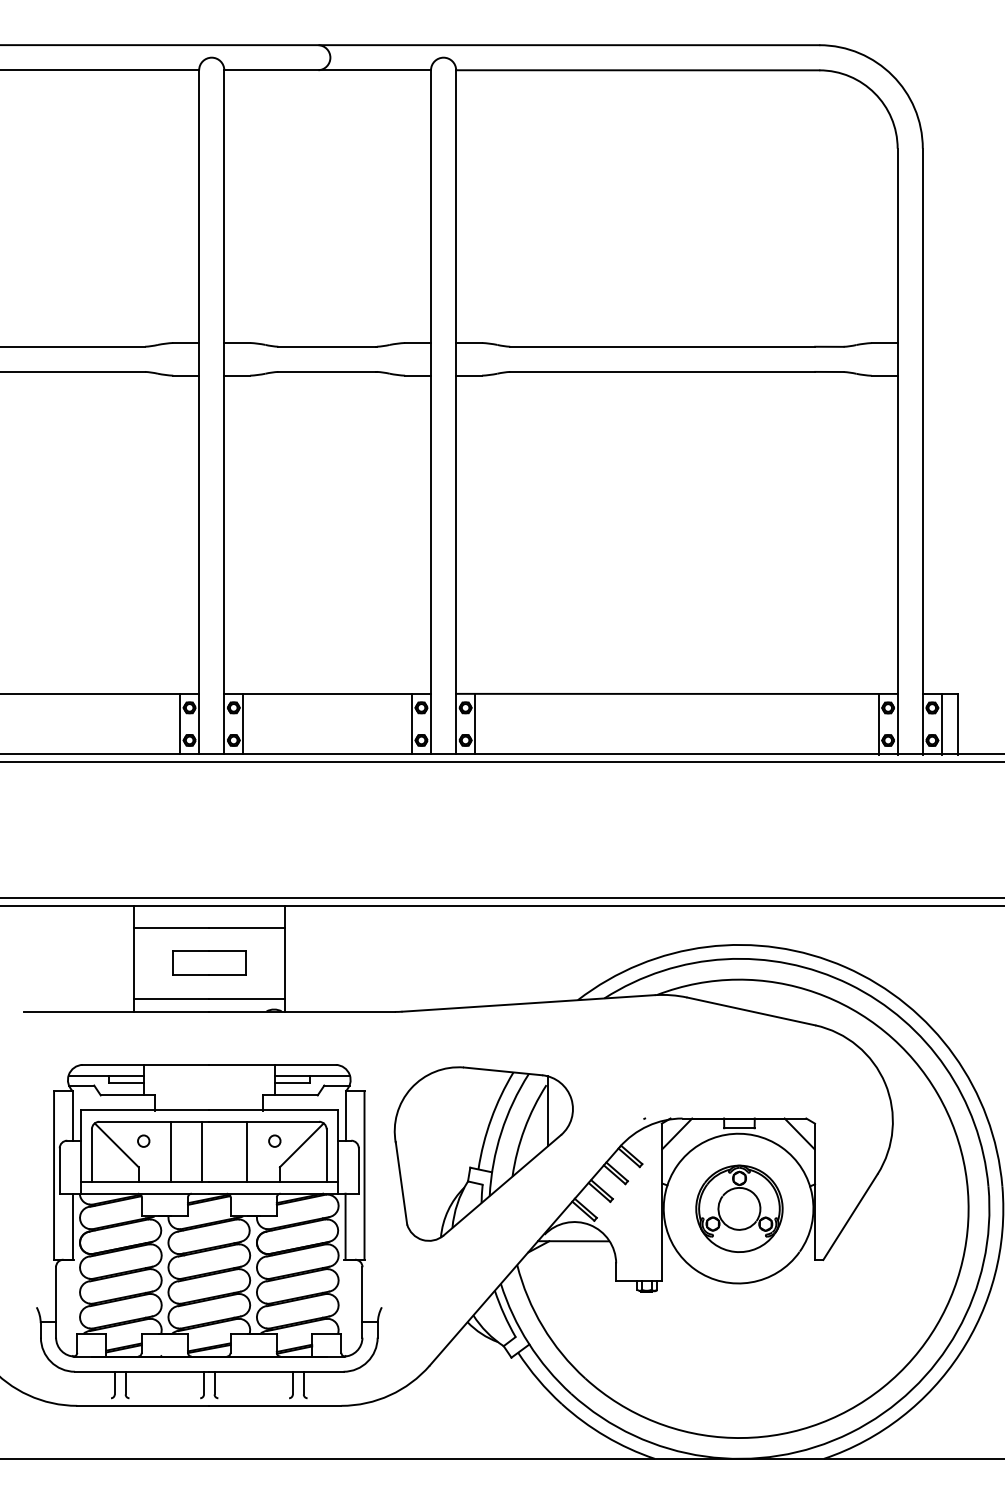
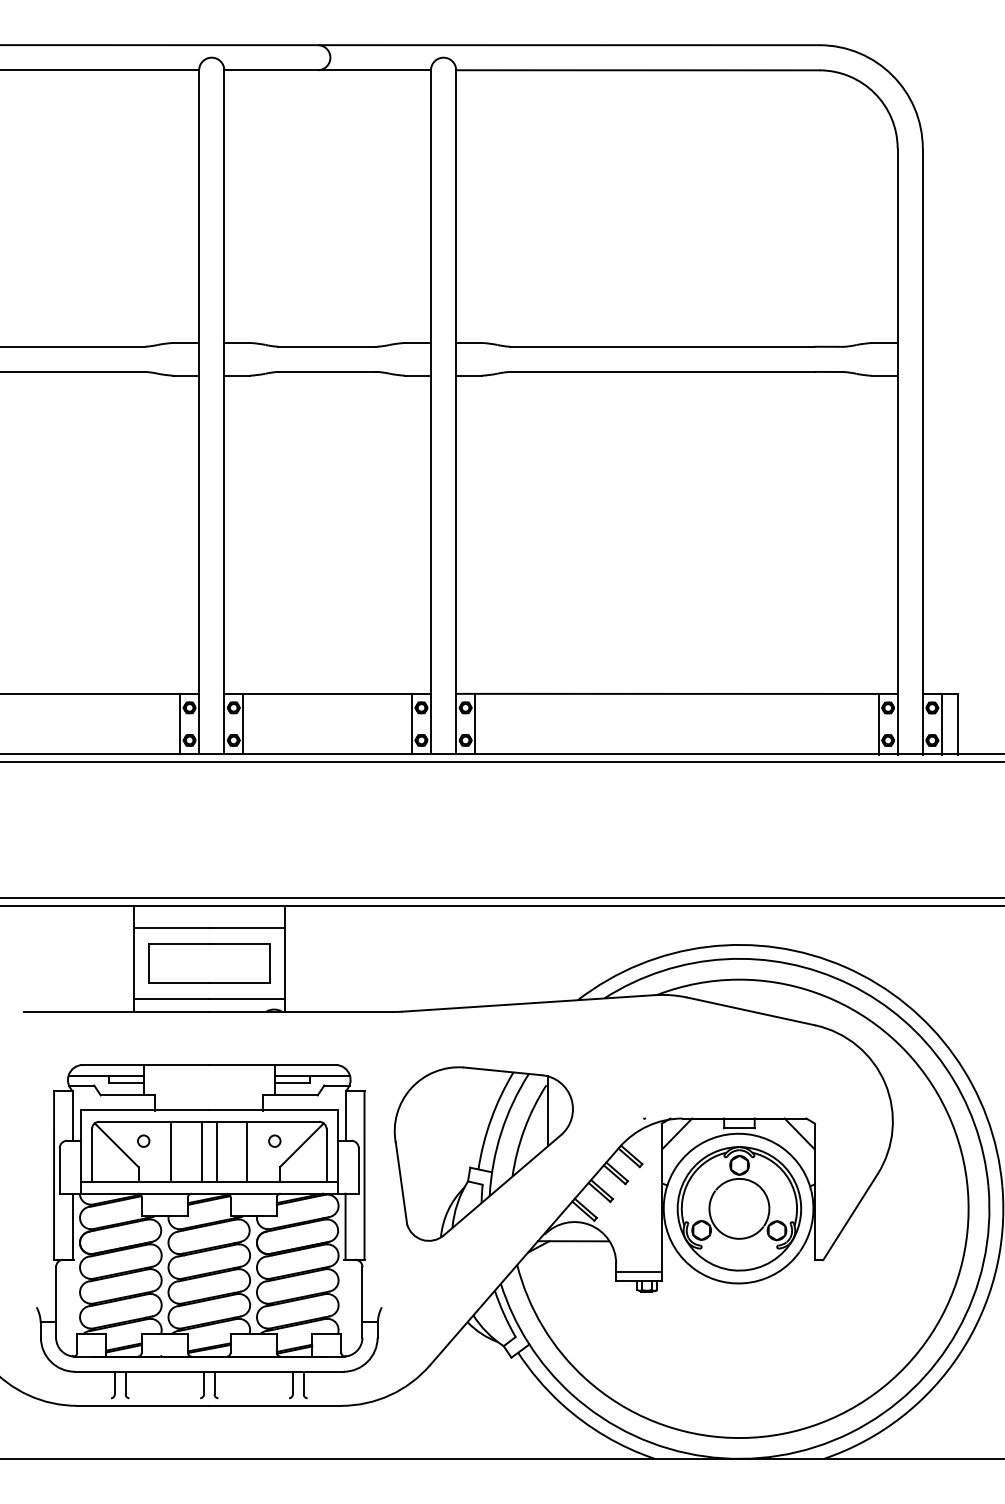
part size: 75x26 px -> 123x41 px (209, 963)
line: none -> present (216, 1151)
part size: 89x89 px -> 127x126 px (739, 1208)
line: none -> present (638, 1271)
